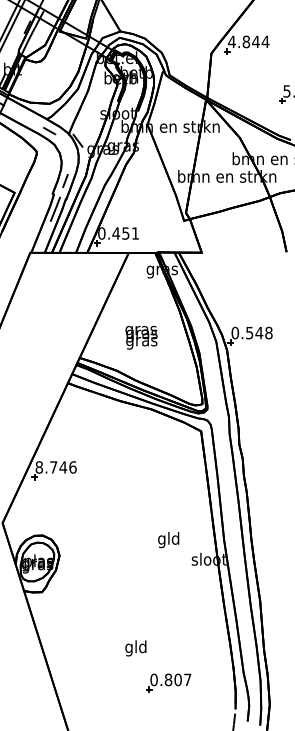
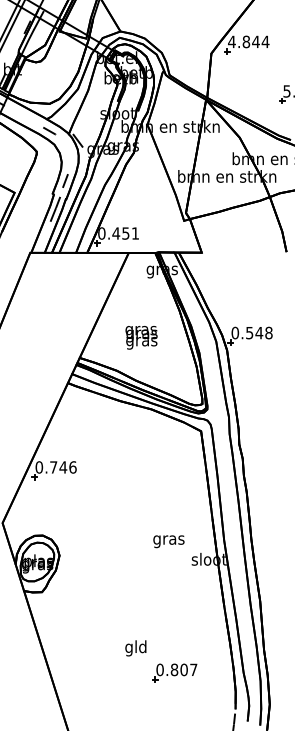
text: 8.746 -> 0.746 (39, 467)
text: gld -> gras (168, 540)
part position: (168, 682) -> (174, 672) (174, 672)
